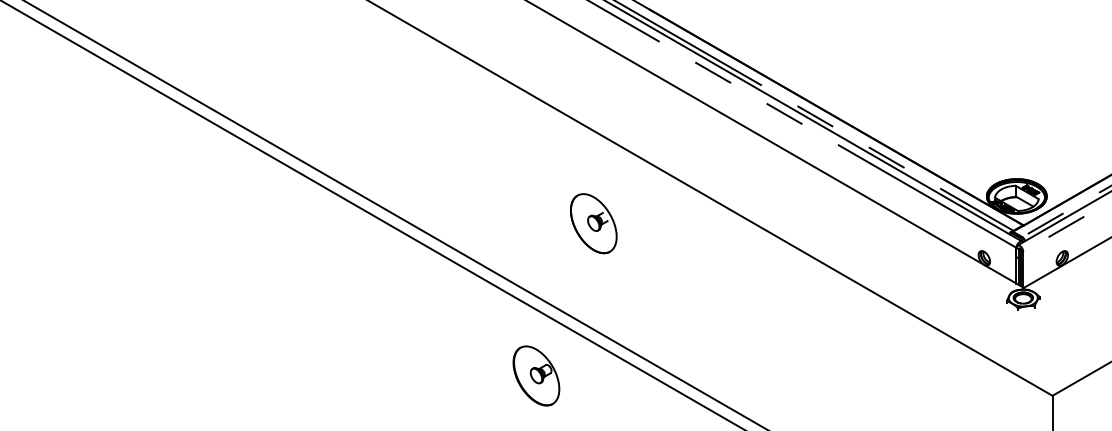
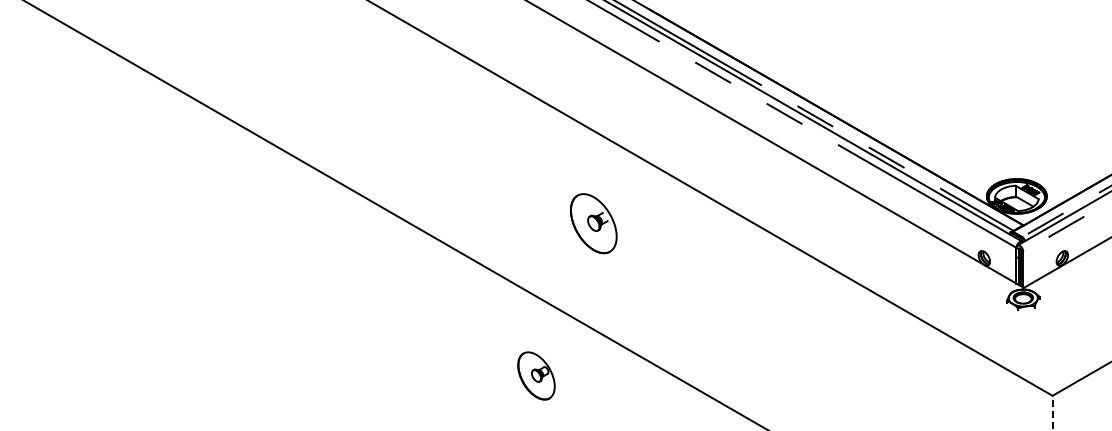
line: present -> none (371, 214)
part size: 49x62 px -> 39x50 px (536, 375)
line: solid -> dashed (1052, 412)
